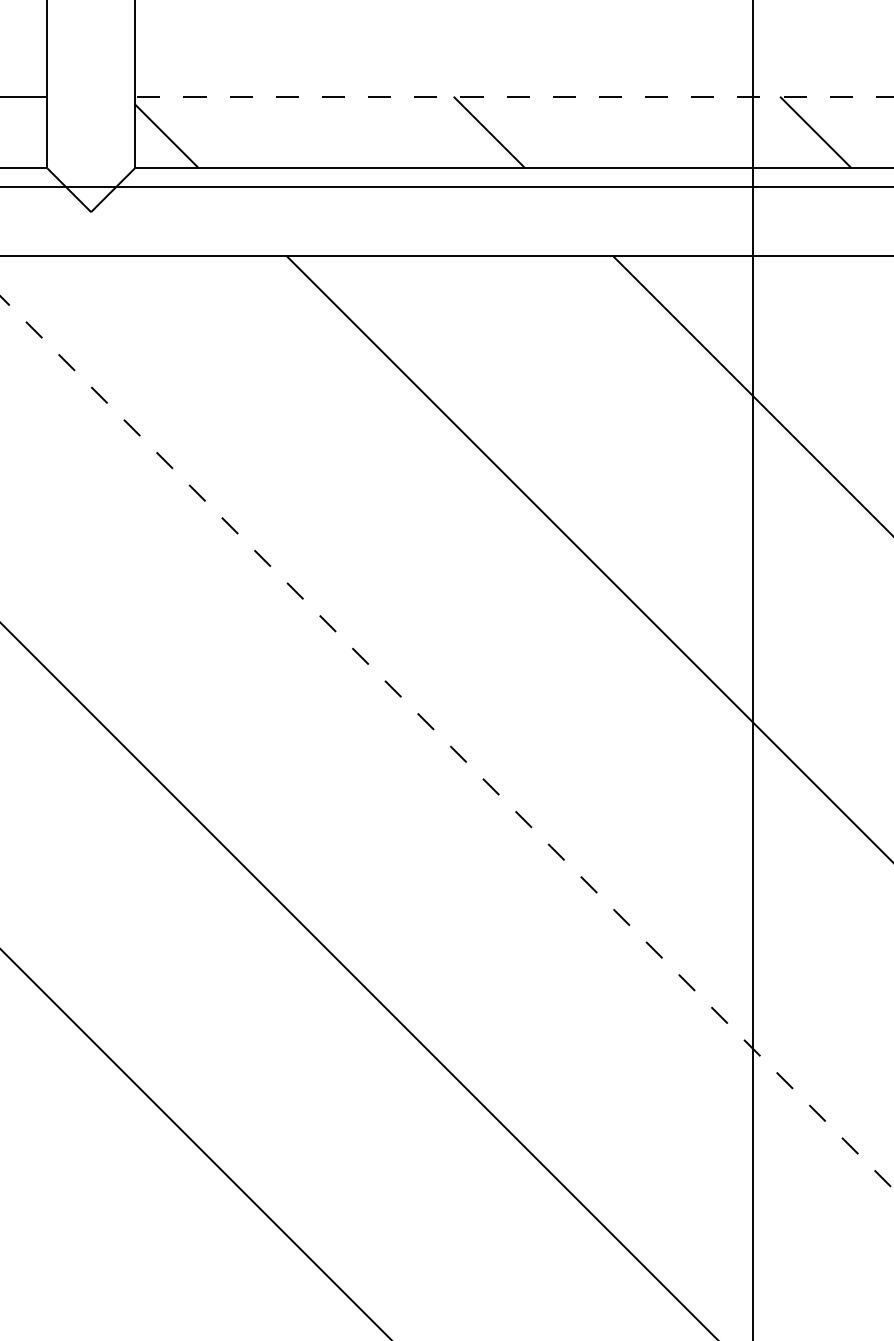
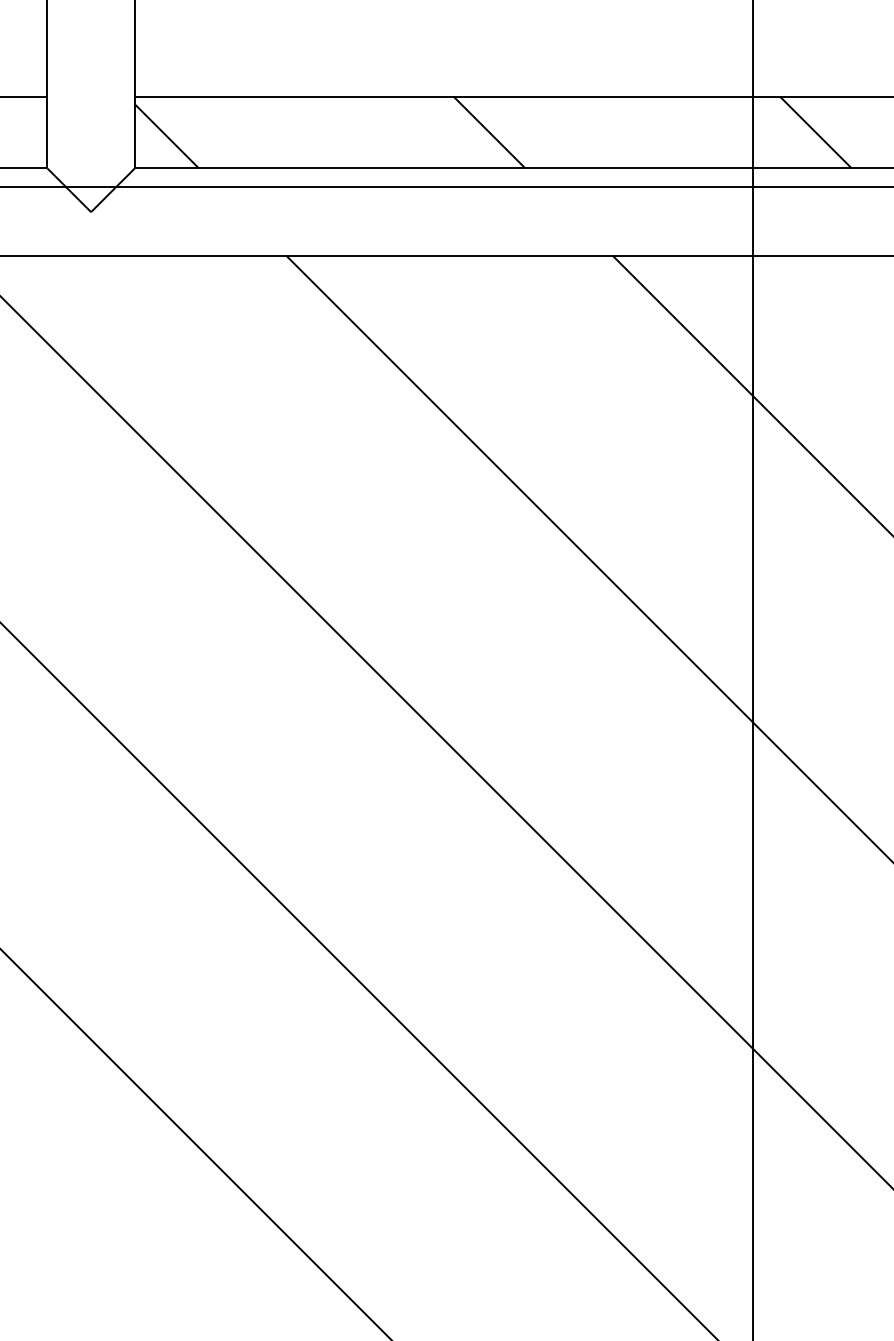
line: dashed -> solid (513, 96)
line: dashed -> solid (446, 742)
